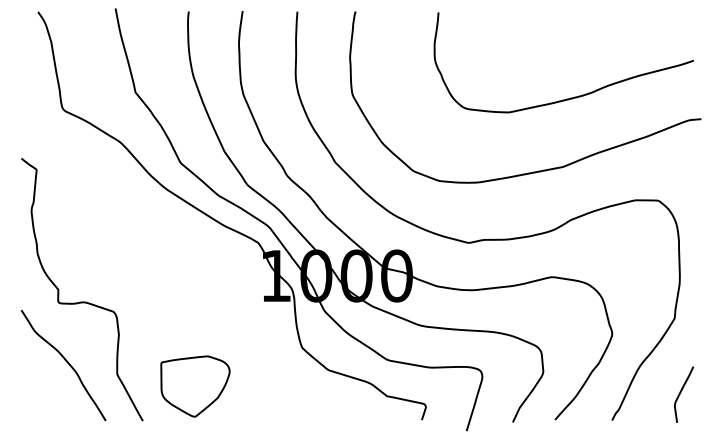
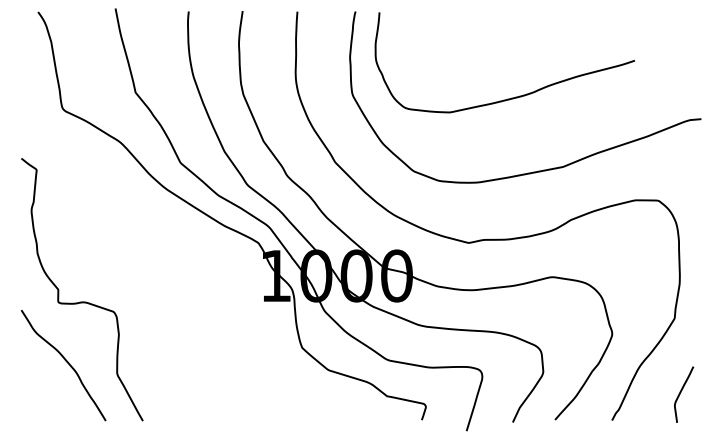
curve position: (570, 97) -> (511, 97) (511, 97)
part: present -> none (195, 386)
